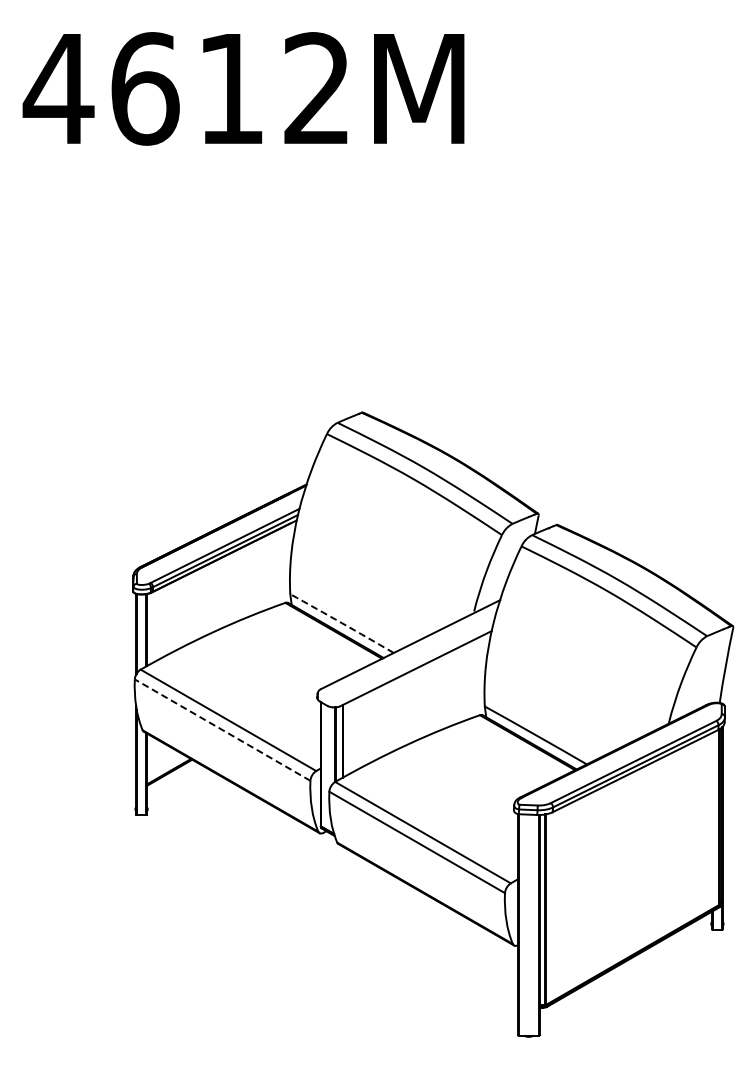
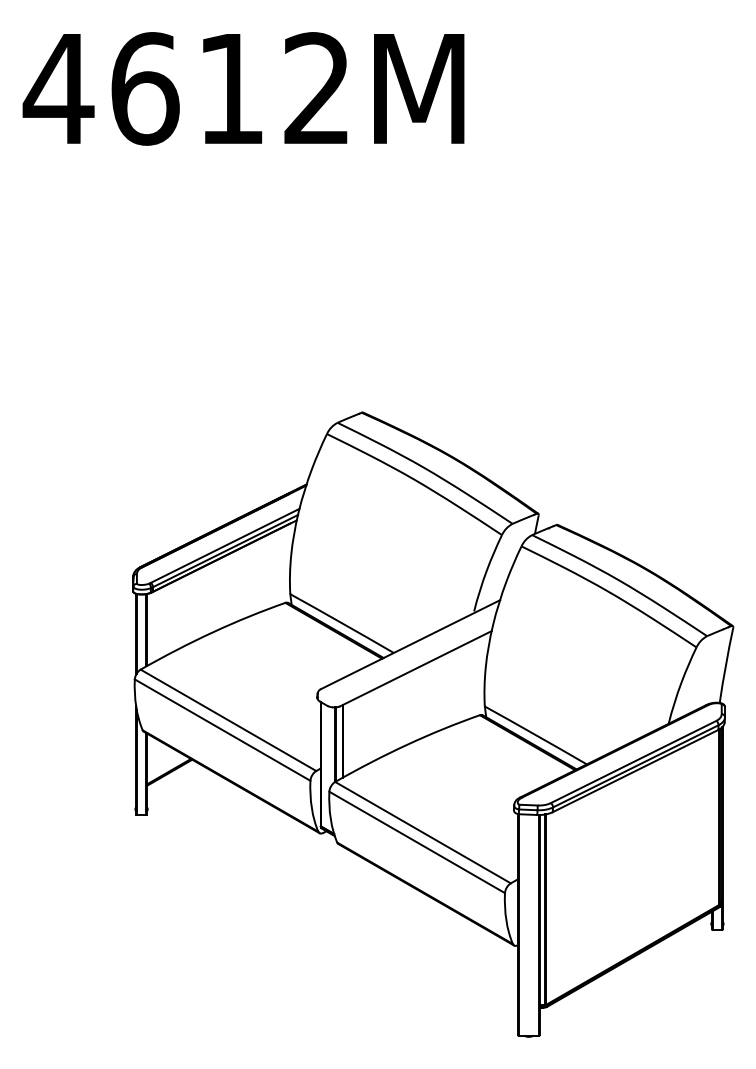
arc: dashed -> solid (342, 623)
line: dashed -> solid (222, 729)
